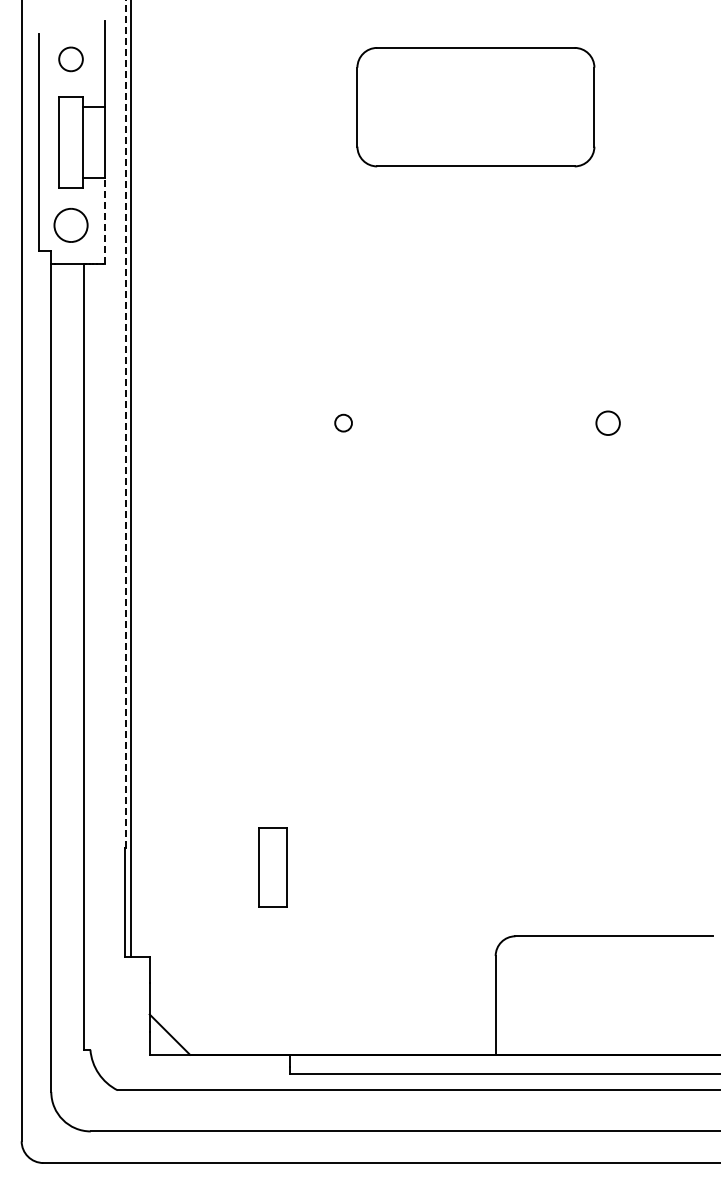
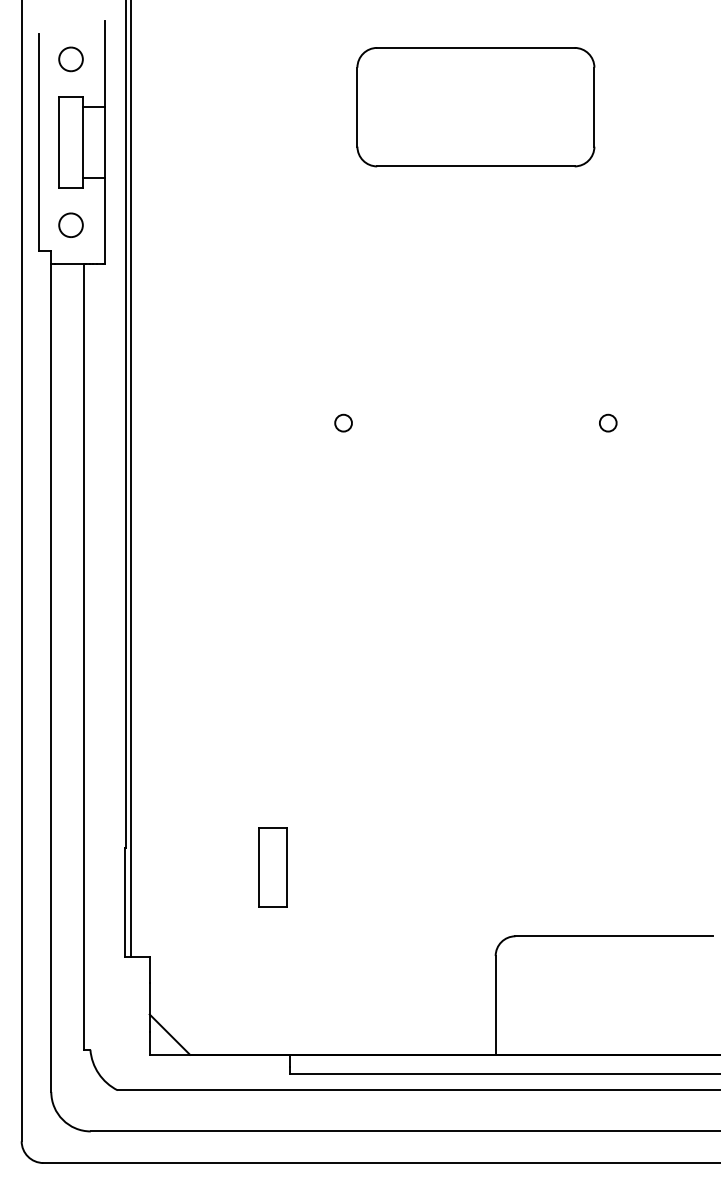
line: dashed -> solid (104, 220)
part size: 36x35 px -> 26x26 px (70, 224)
circle size: 26x26 px -> 19x20 px (608, 422)
line: dashed -> solid (126, 423)
